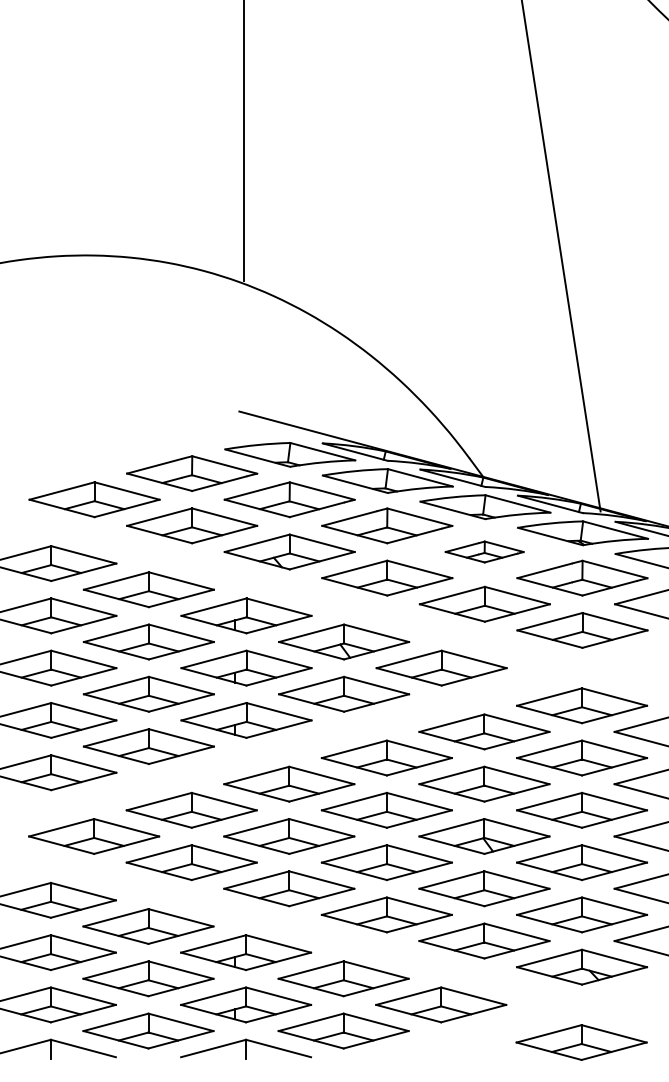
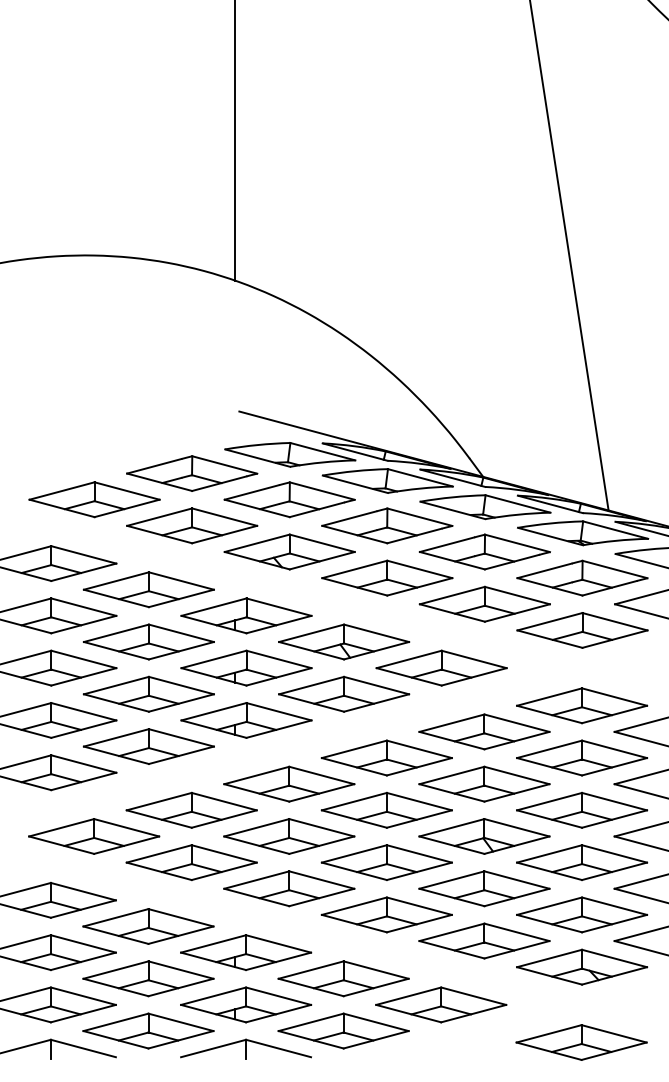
line position: (244, 141) -> (235, 141) (235, 141)
line position: (561, 256) -> (569, 256) (569, 256)
part size: 81x24 px -> 133x38 px (484, 551)
